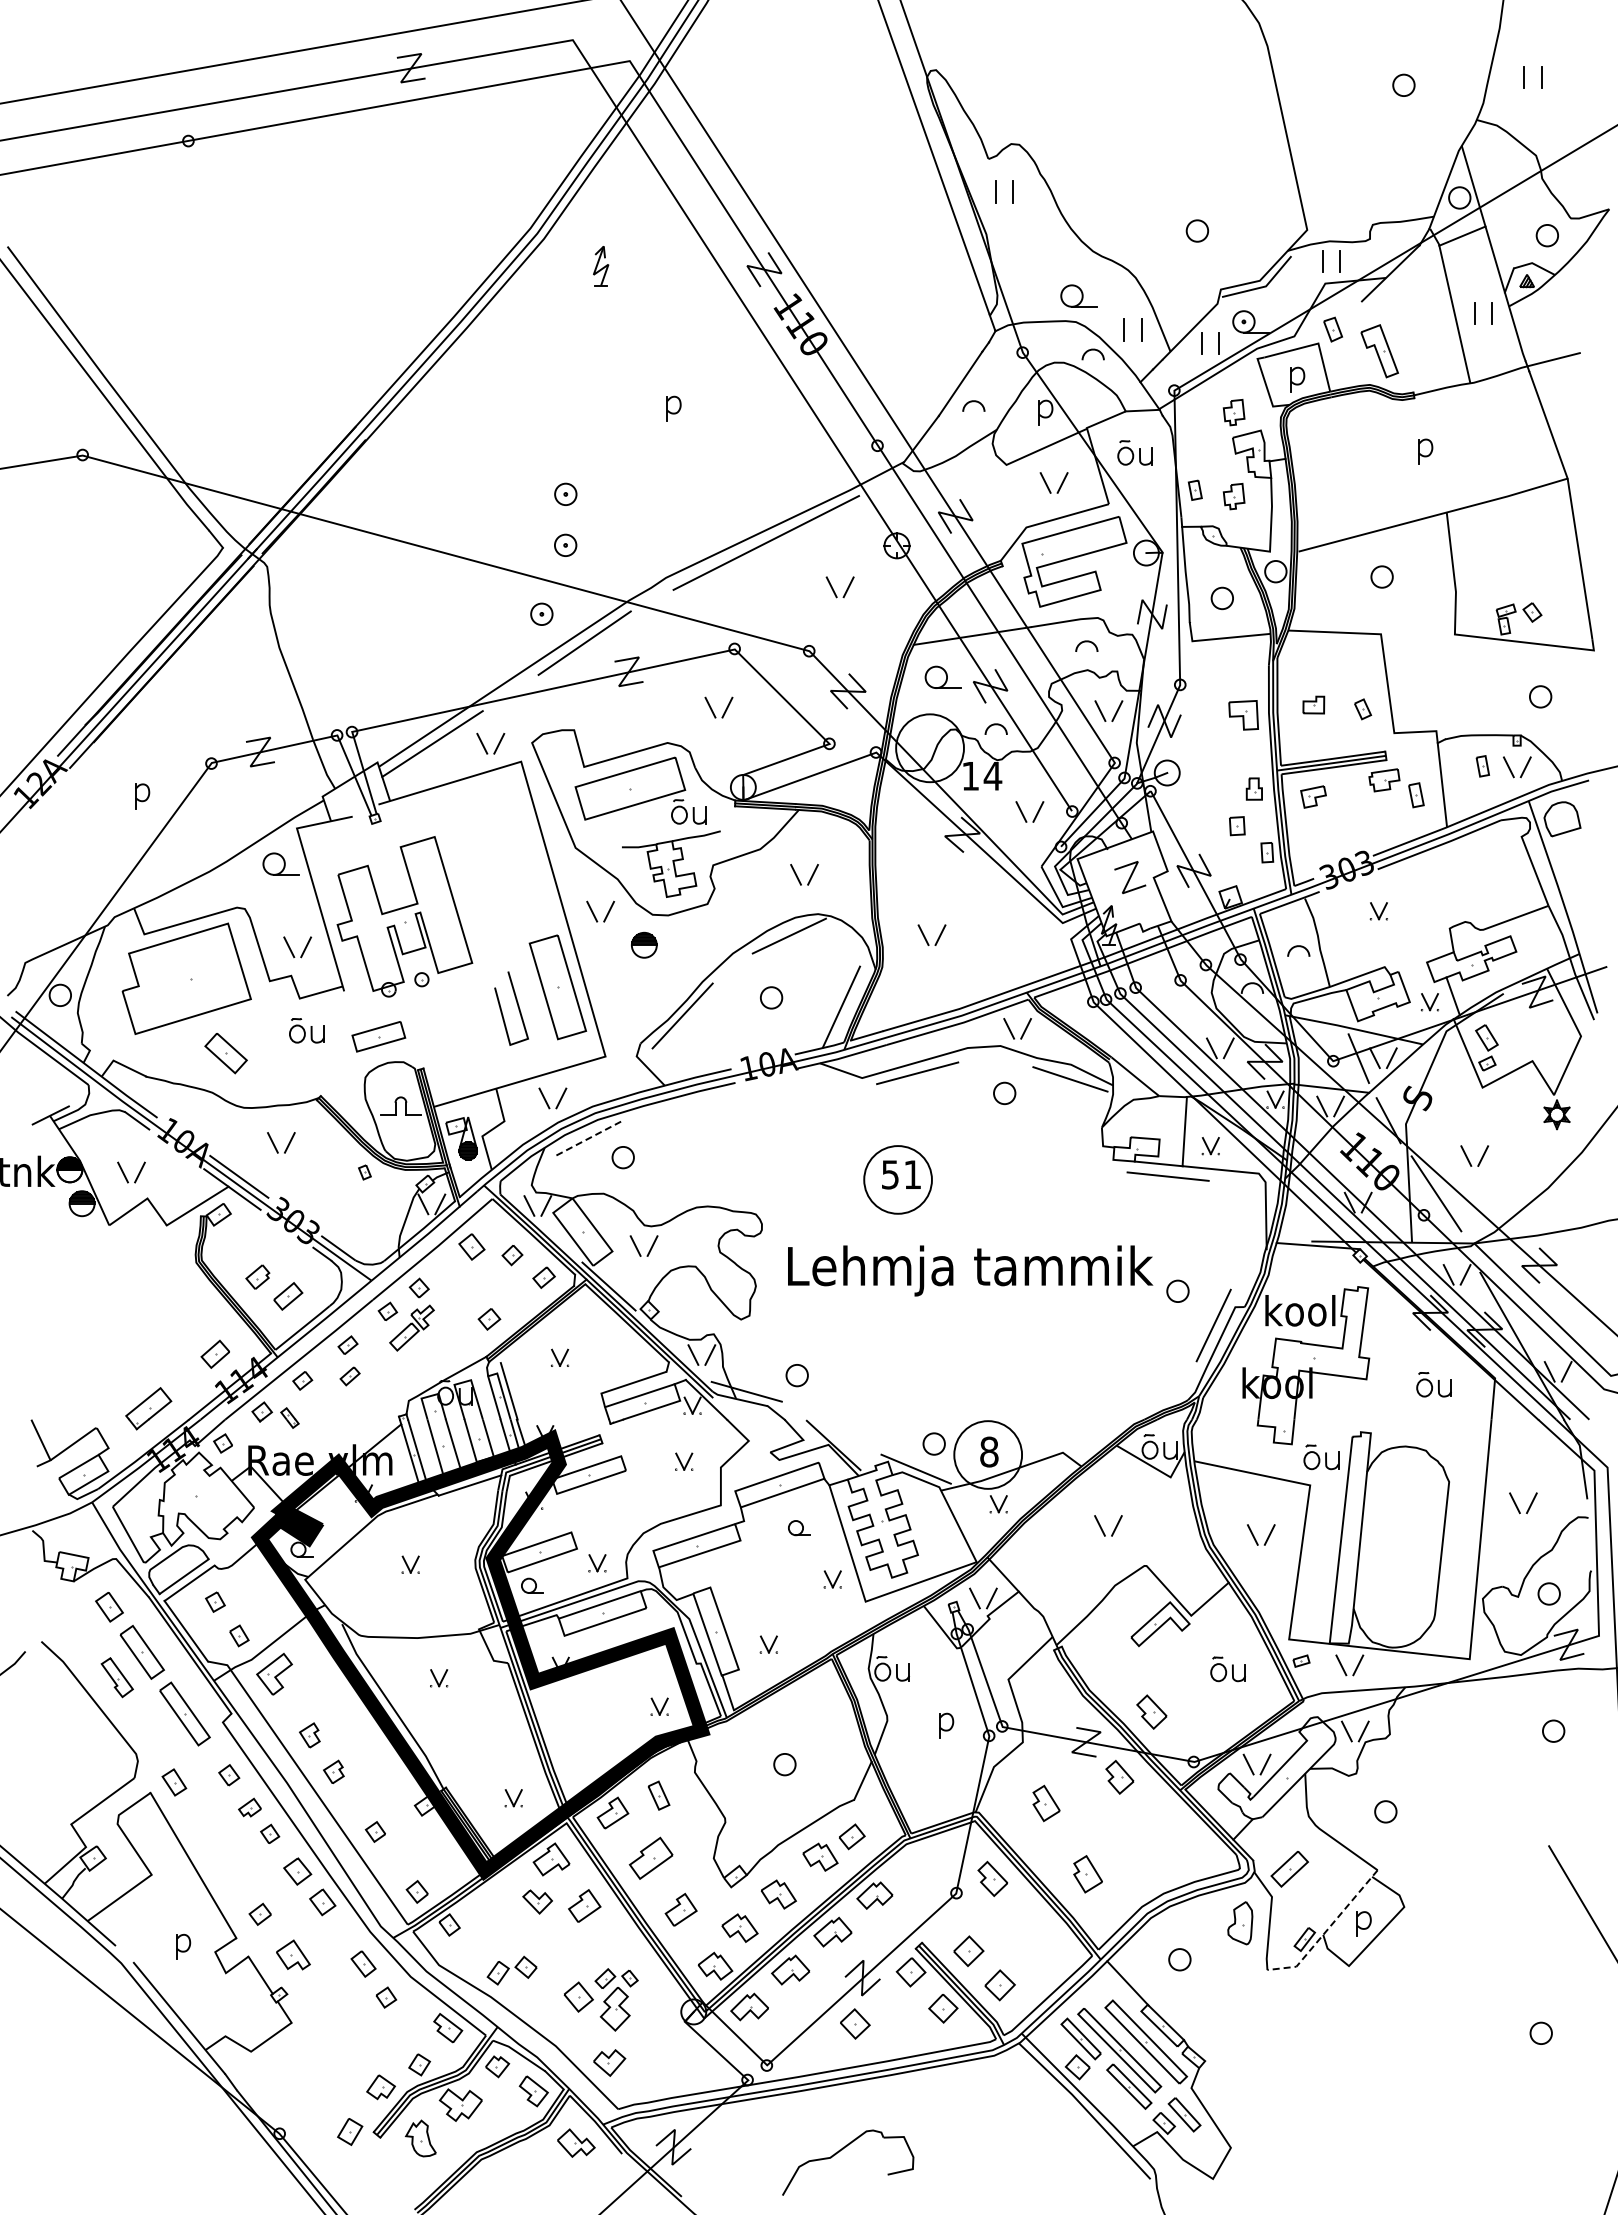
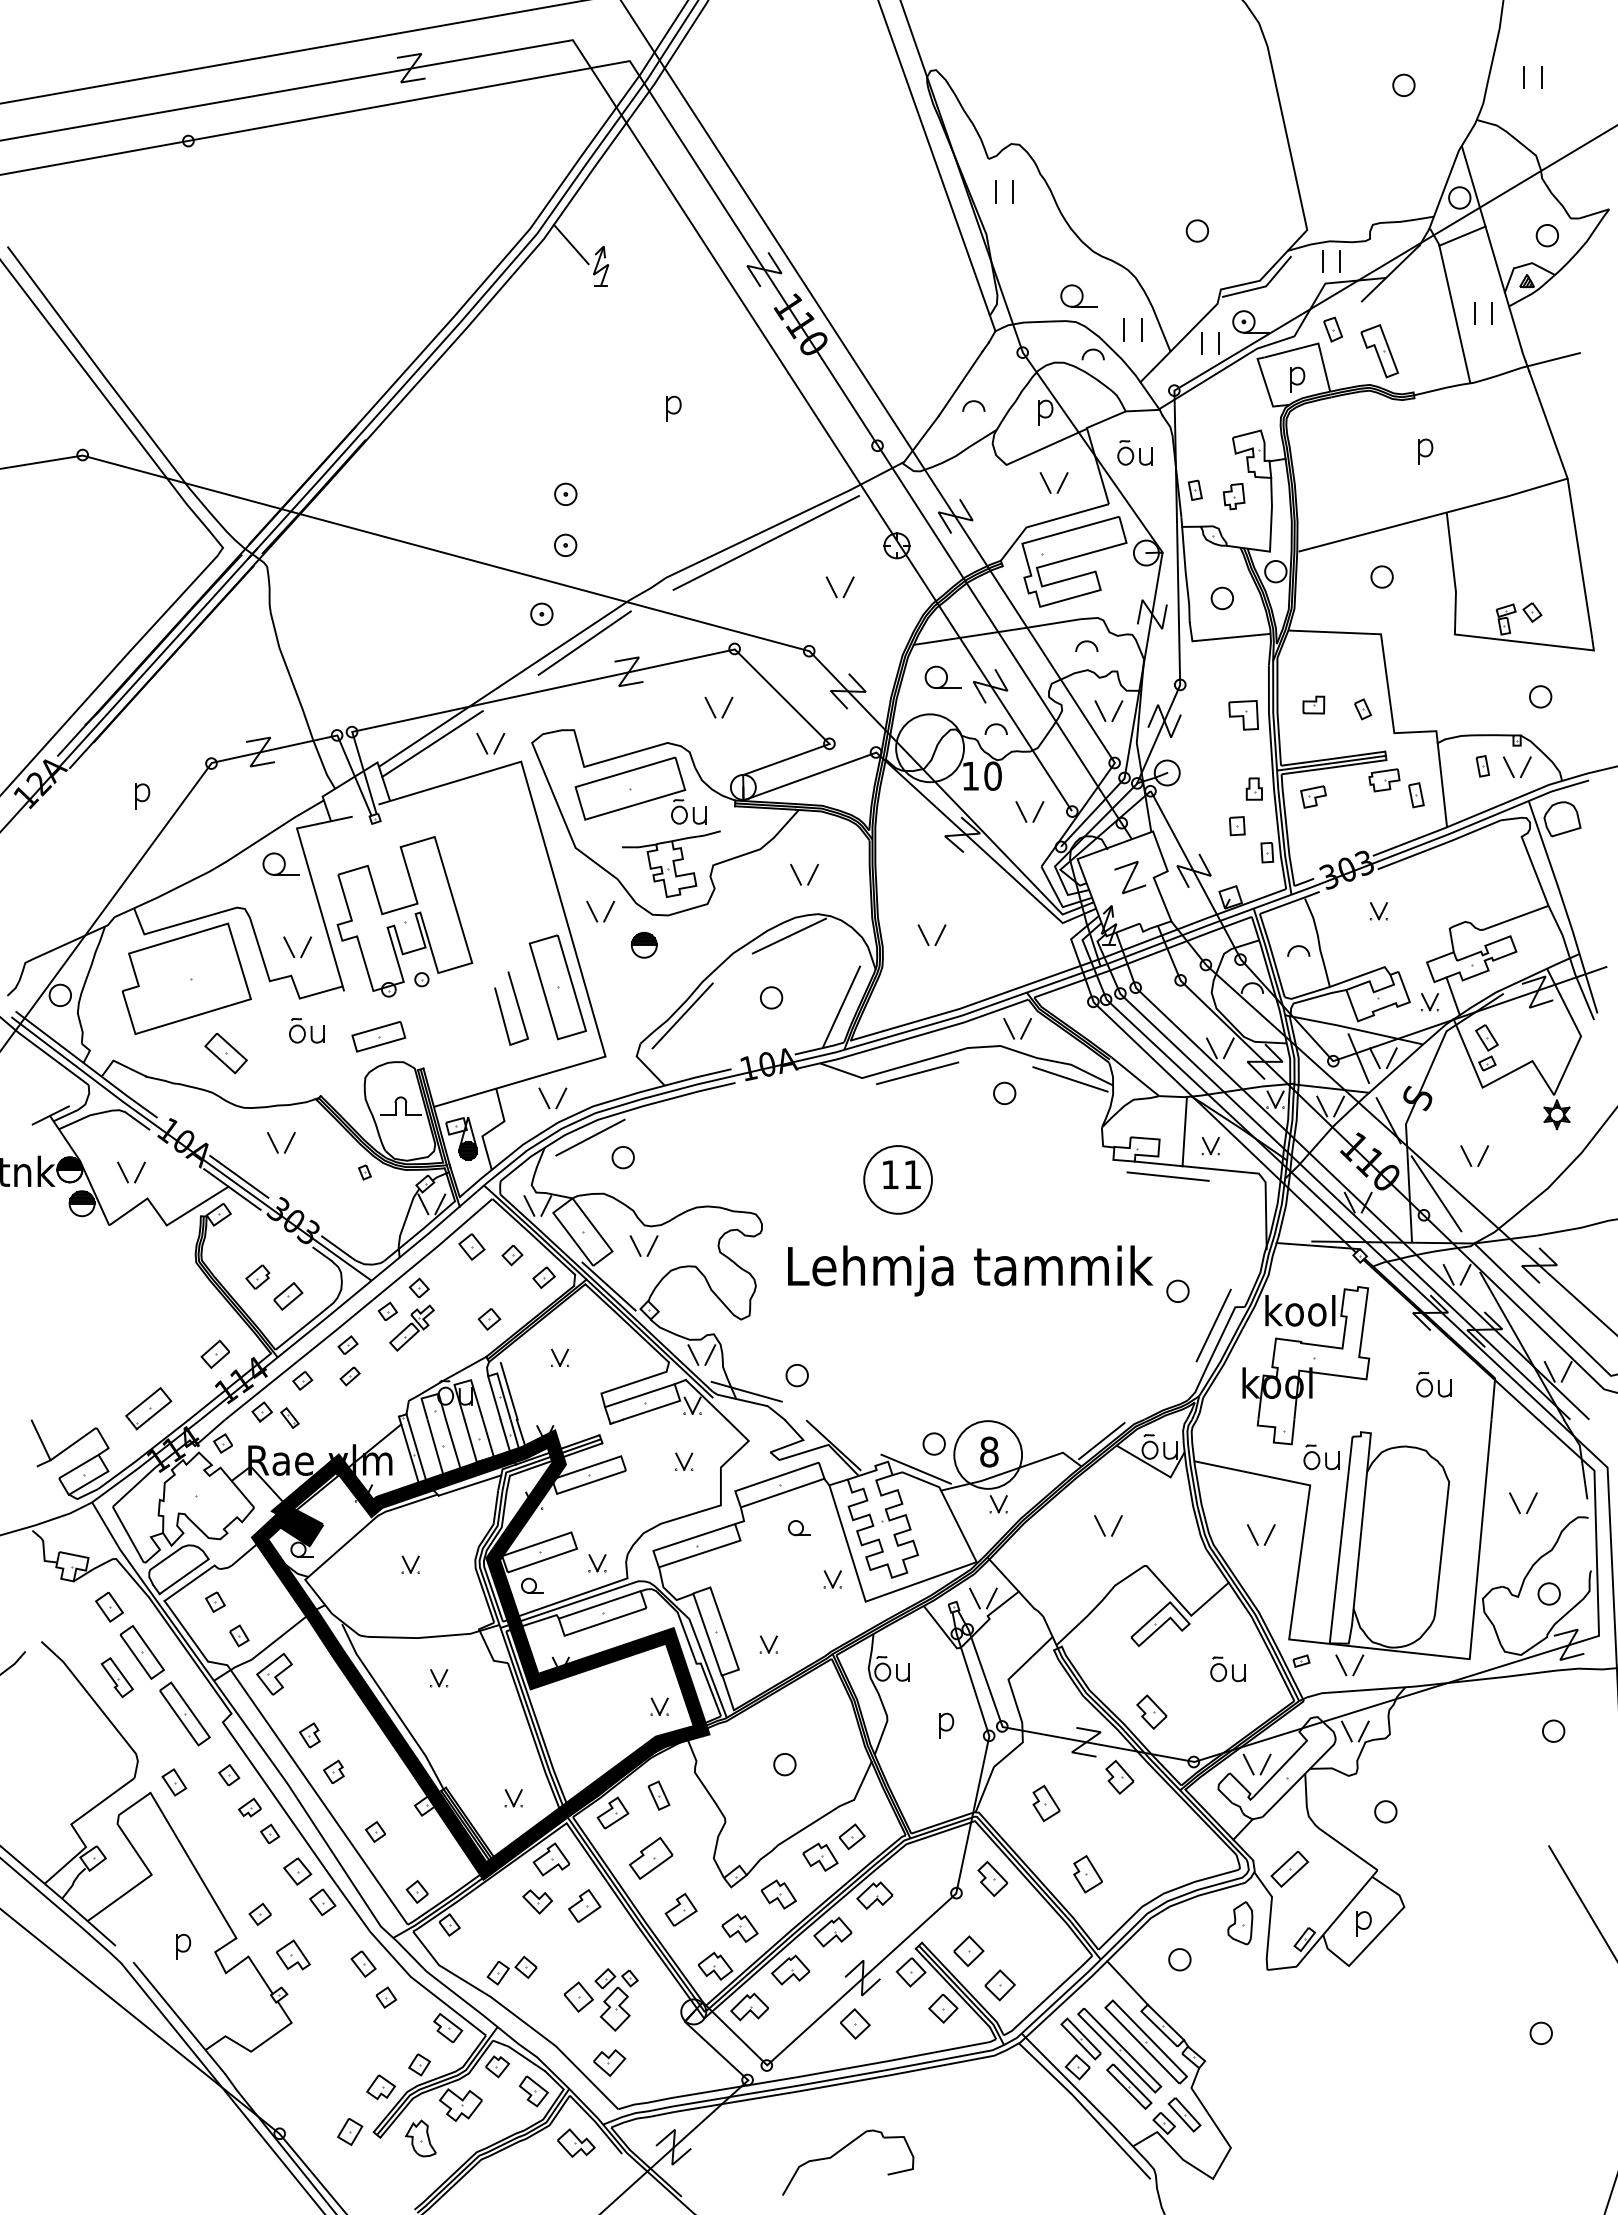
line: none -> present (570, 244)
part: present -> none (1233, 412)
text: 14 -> 10 (992, 775)
line: dashed -> solid (590, 1137)
text: 51 -> 11 (890, 1174)
line: none -> present (1101, 1441)
line: dashed -> solid (1327, 1930)
